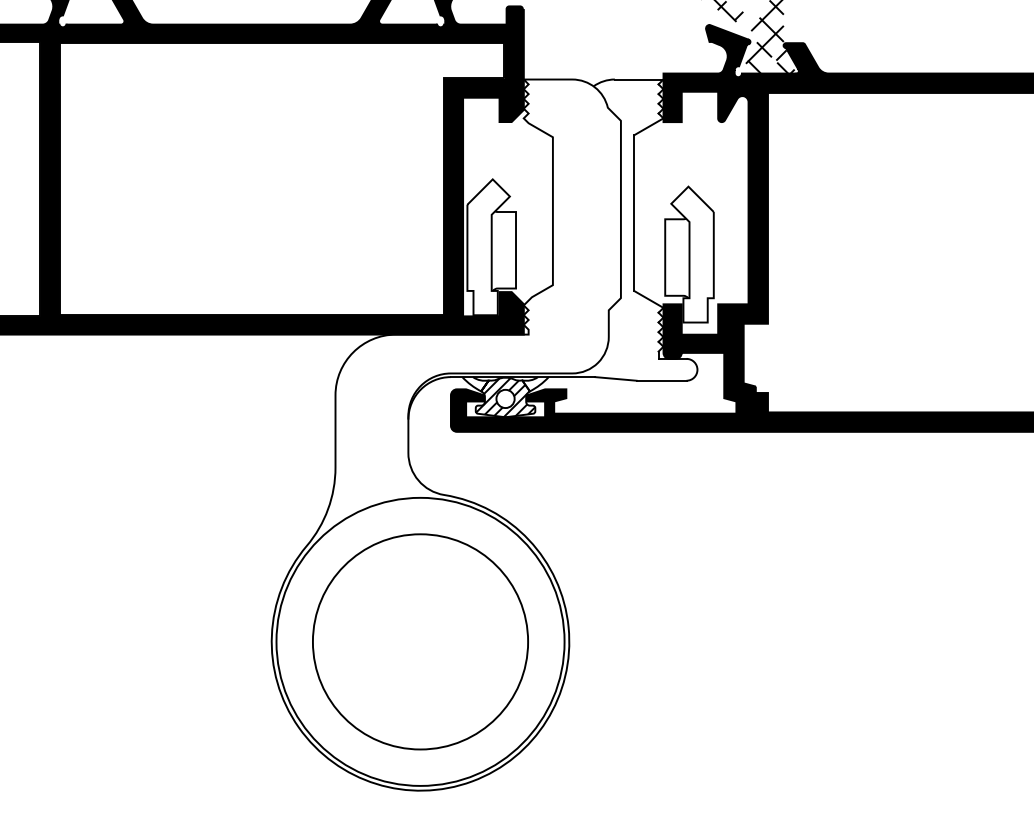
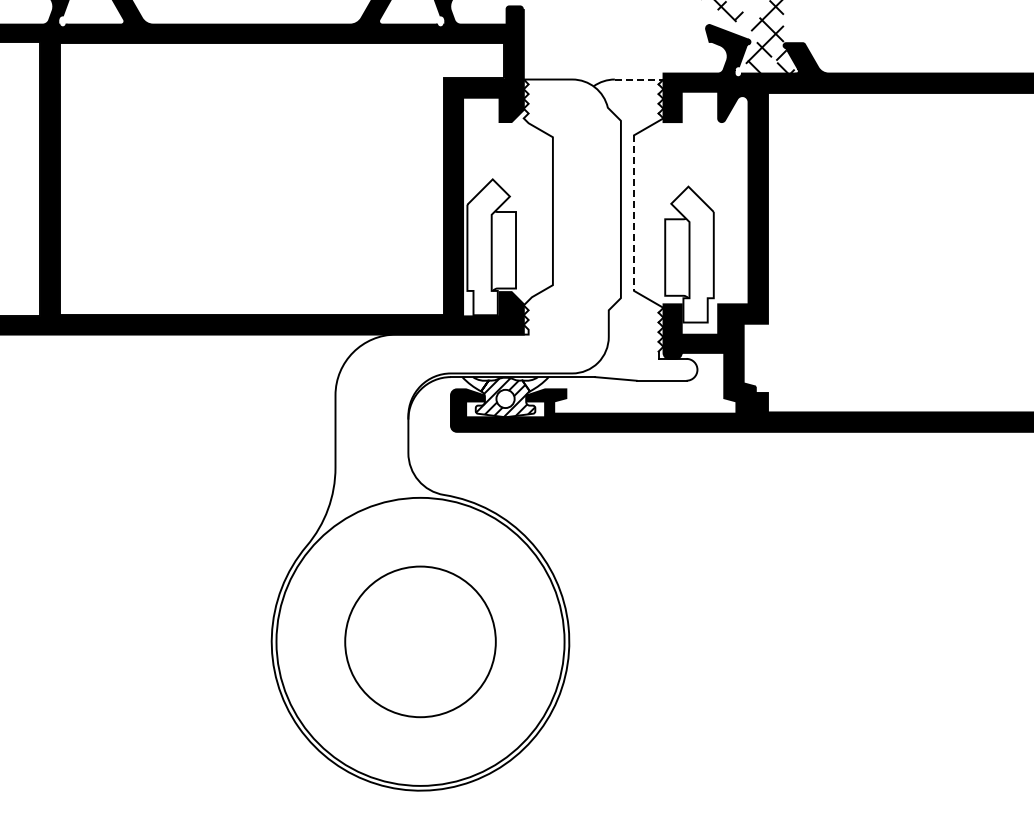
line: solid -> dashed (639, 79)
line: solid -> dashed (634, 213)
circle diameter: 215 px -> 151 px (420, 641)
